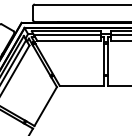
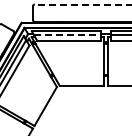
line: solid -> dashed (82, 4)
line: solid -> dashed (67, 35)
